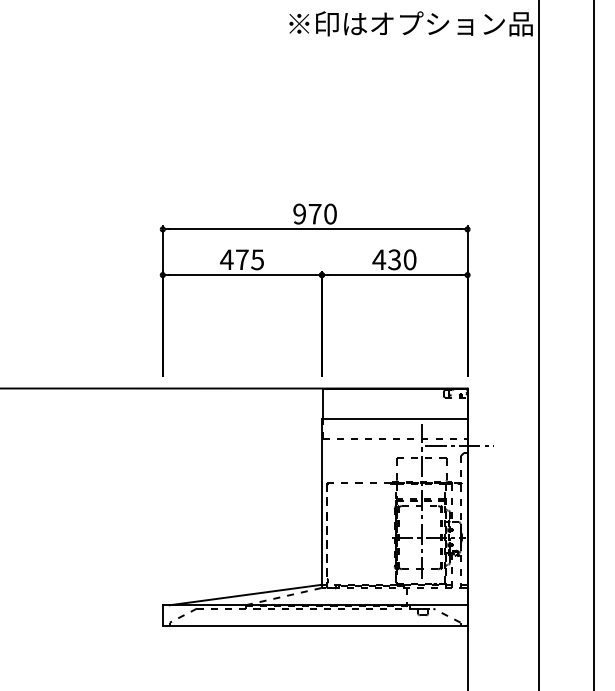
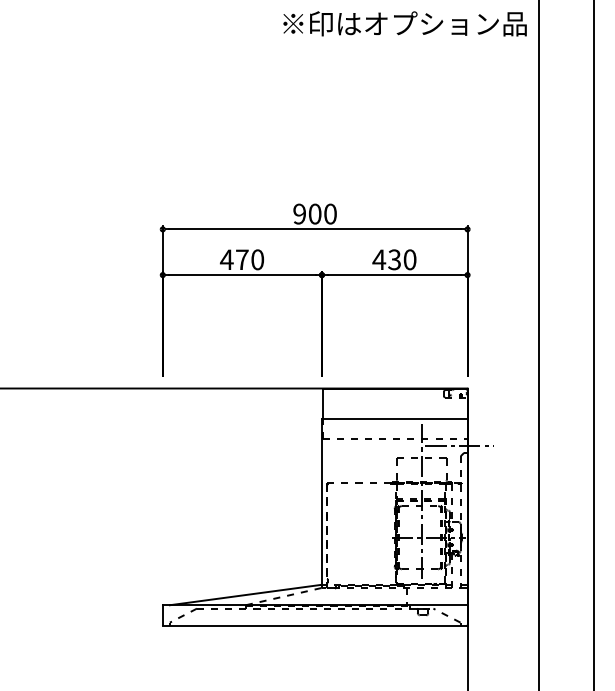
text position: (410, 23) -> (404, 23) (404, 23)
text: 970 -> 900 (314, 213)
text: 475 -> 470 (257, 259)
